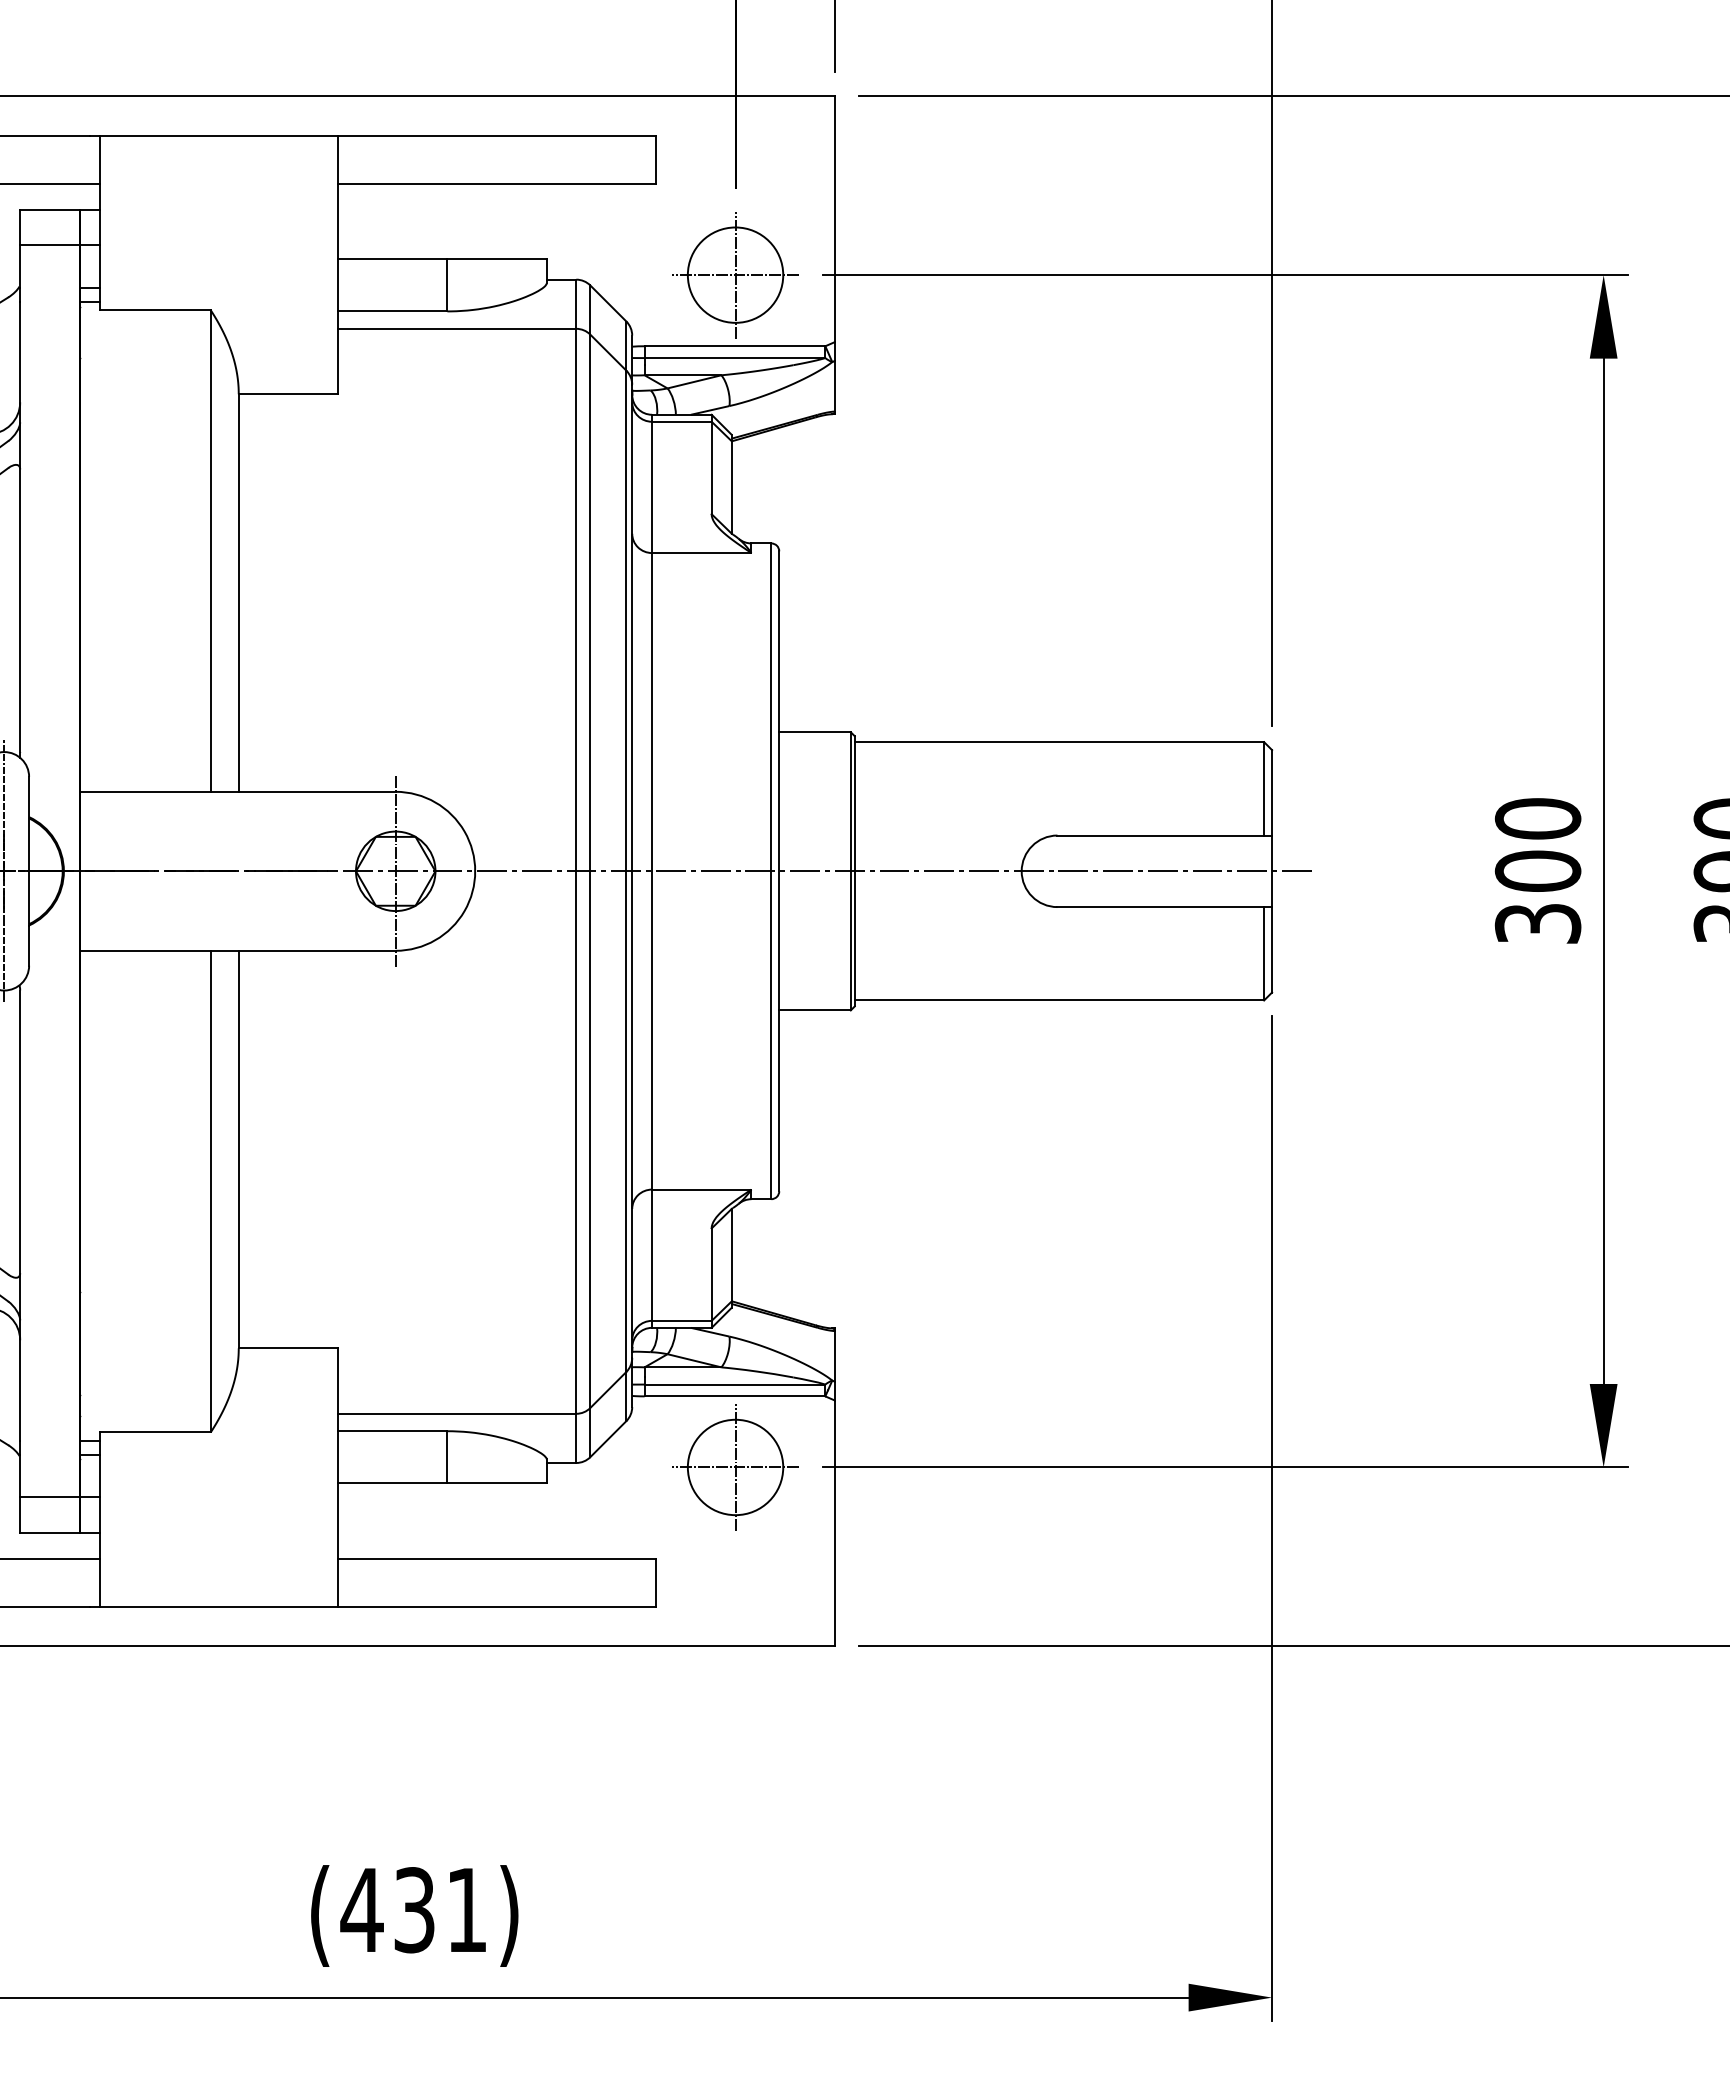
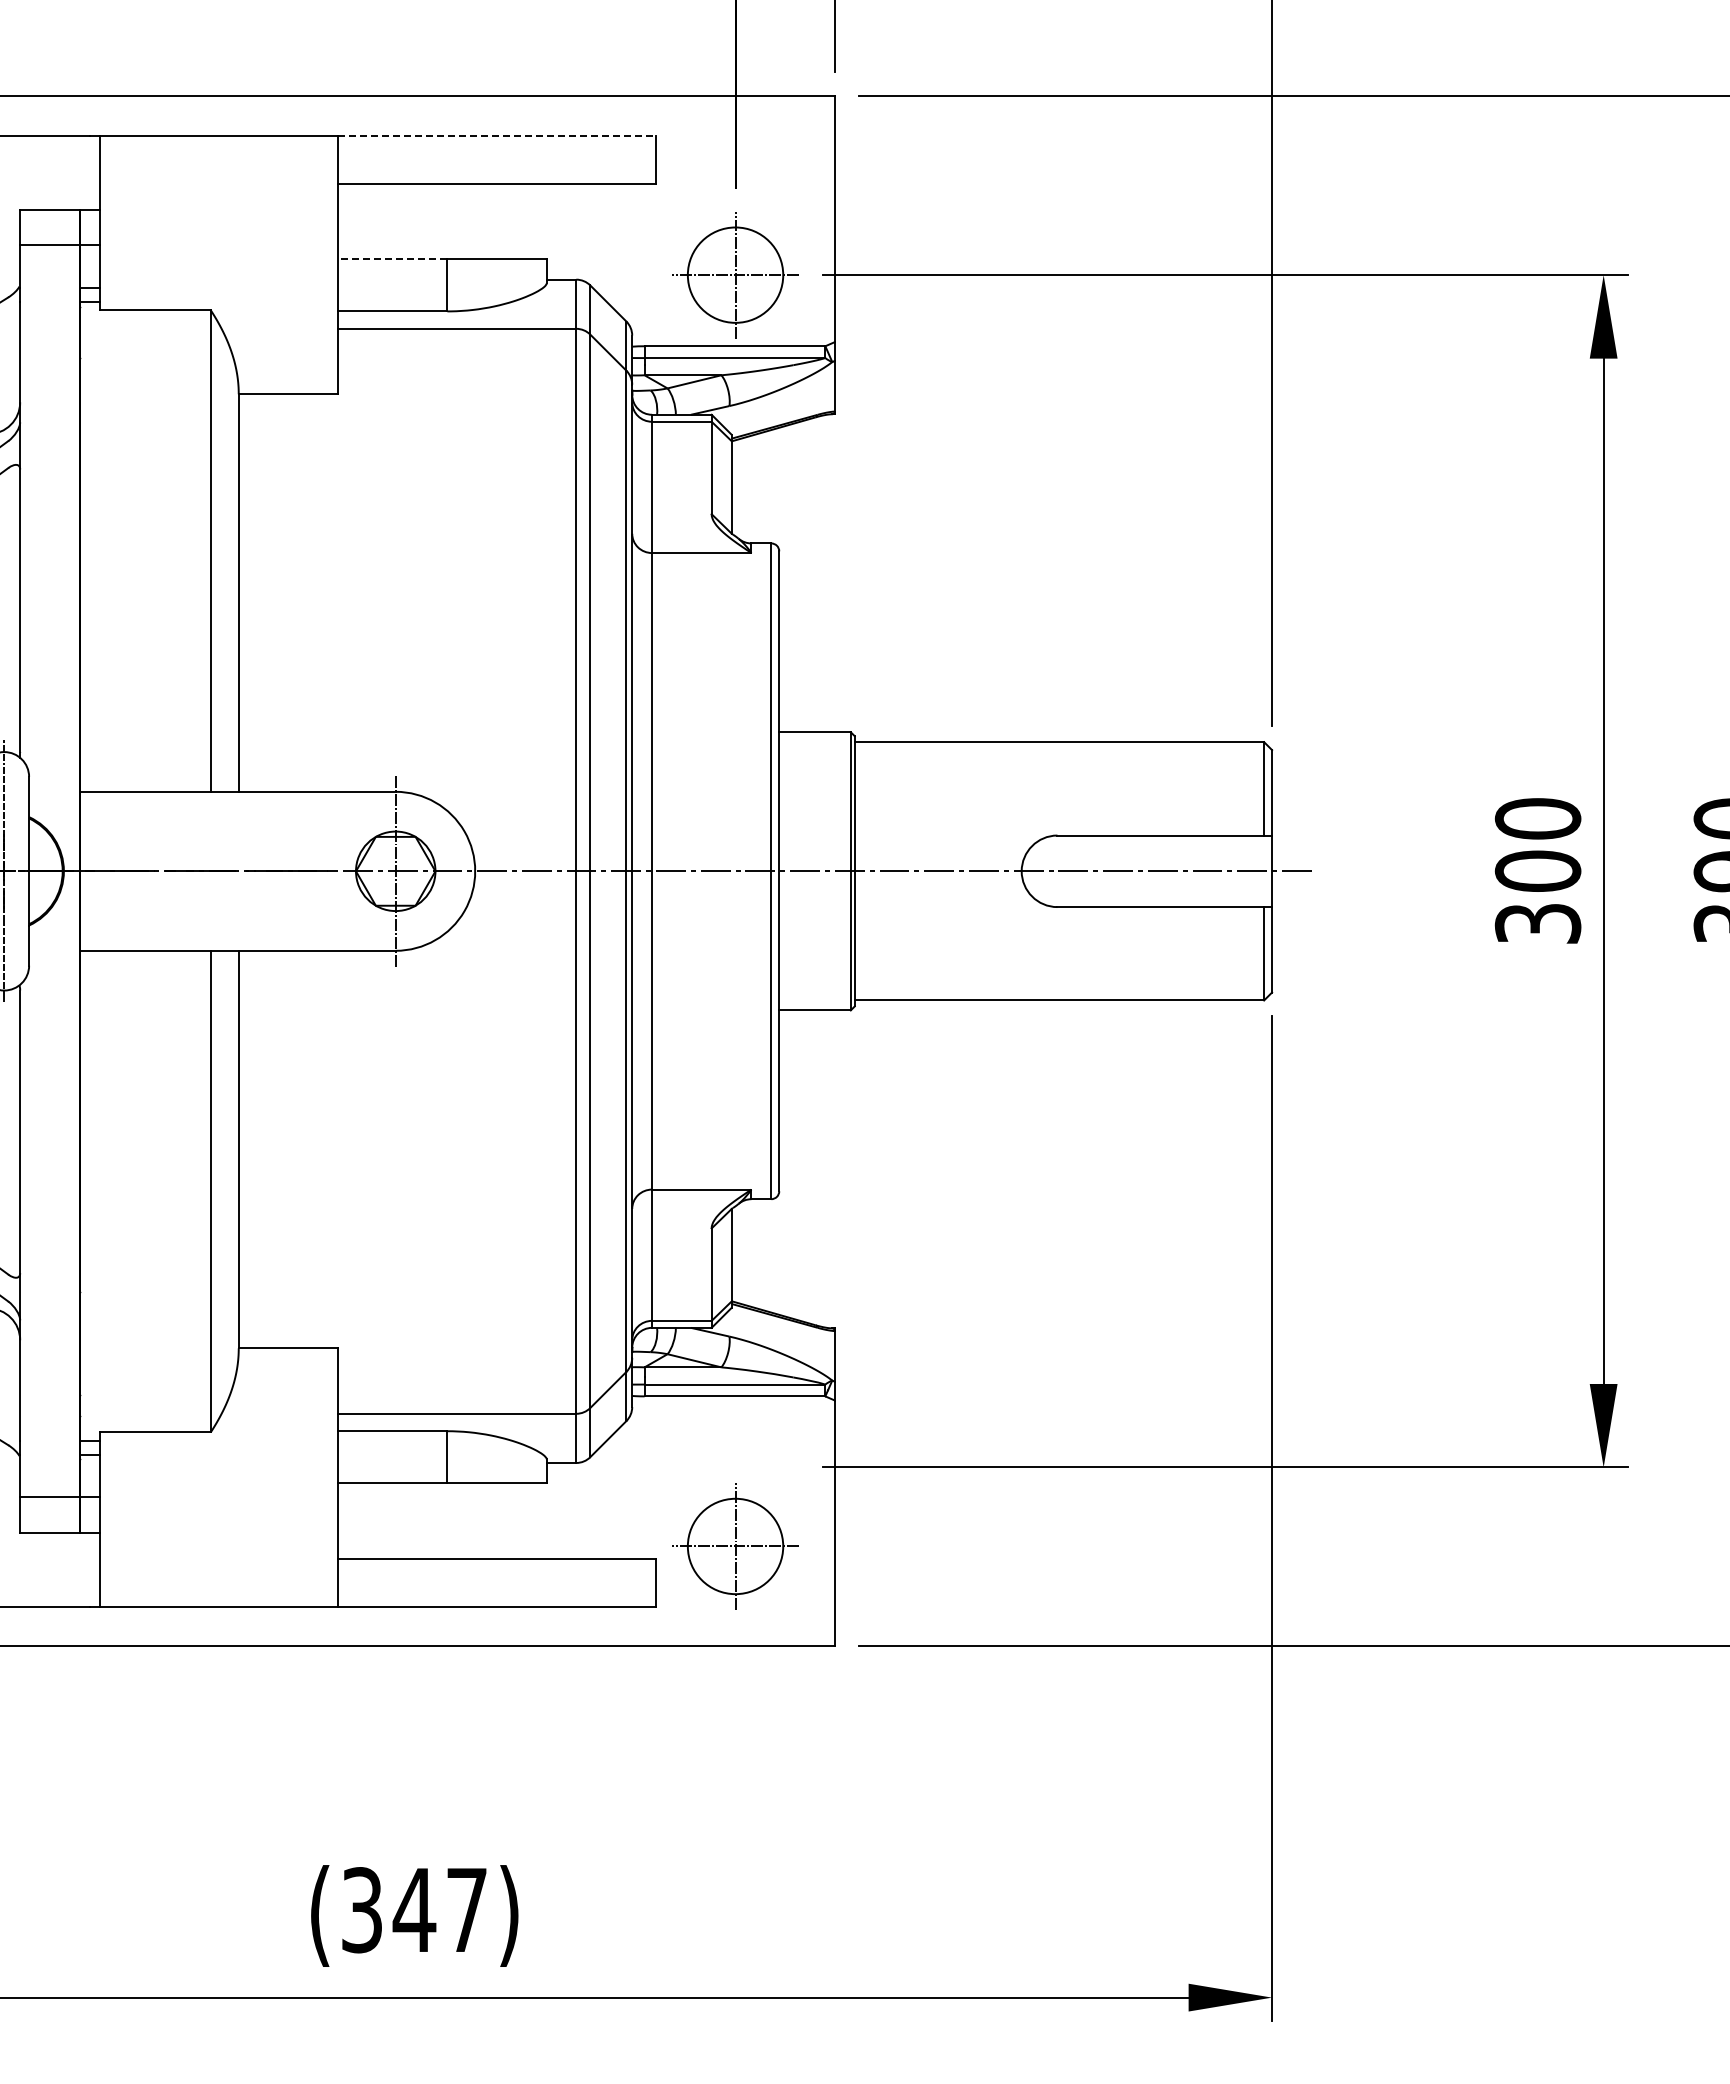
line: solid -> dashed (497, 136)
line: present -> none (50, 183)
line: solid -> dashed (392, 259)
part position: (735, 1467) -> (735, 1546) (735, 1546)
line: present -> none (50, 1558)
text: (431) -> (347) (413, 1910)
